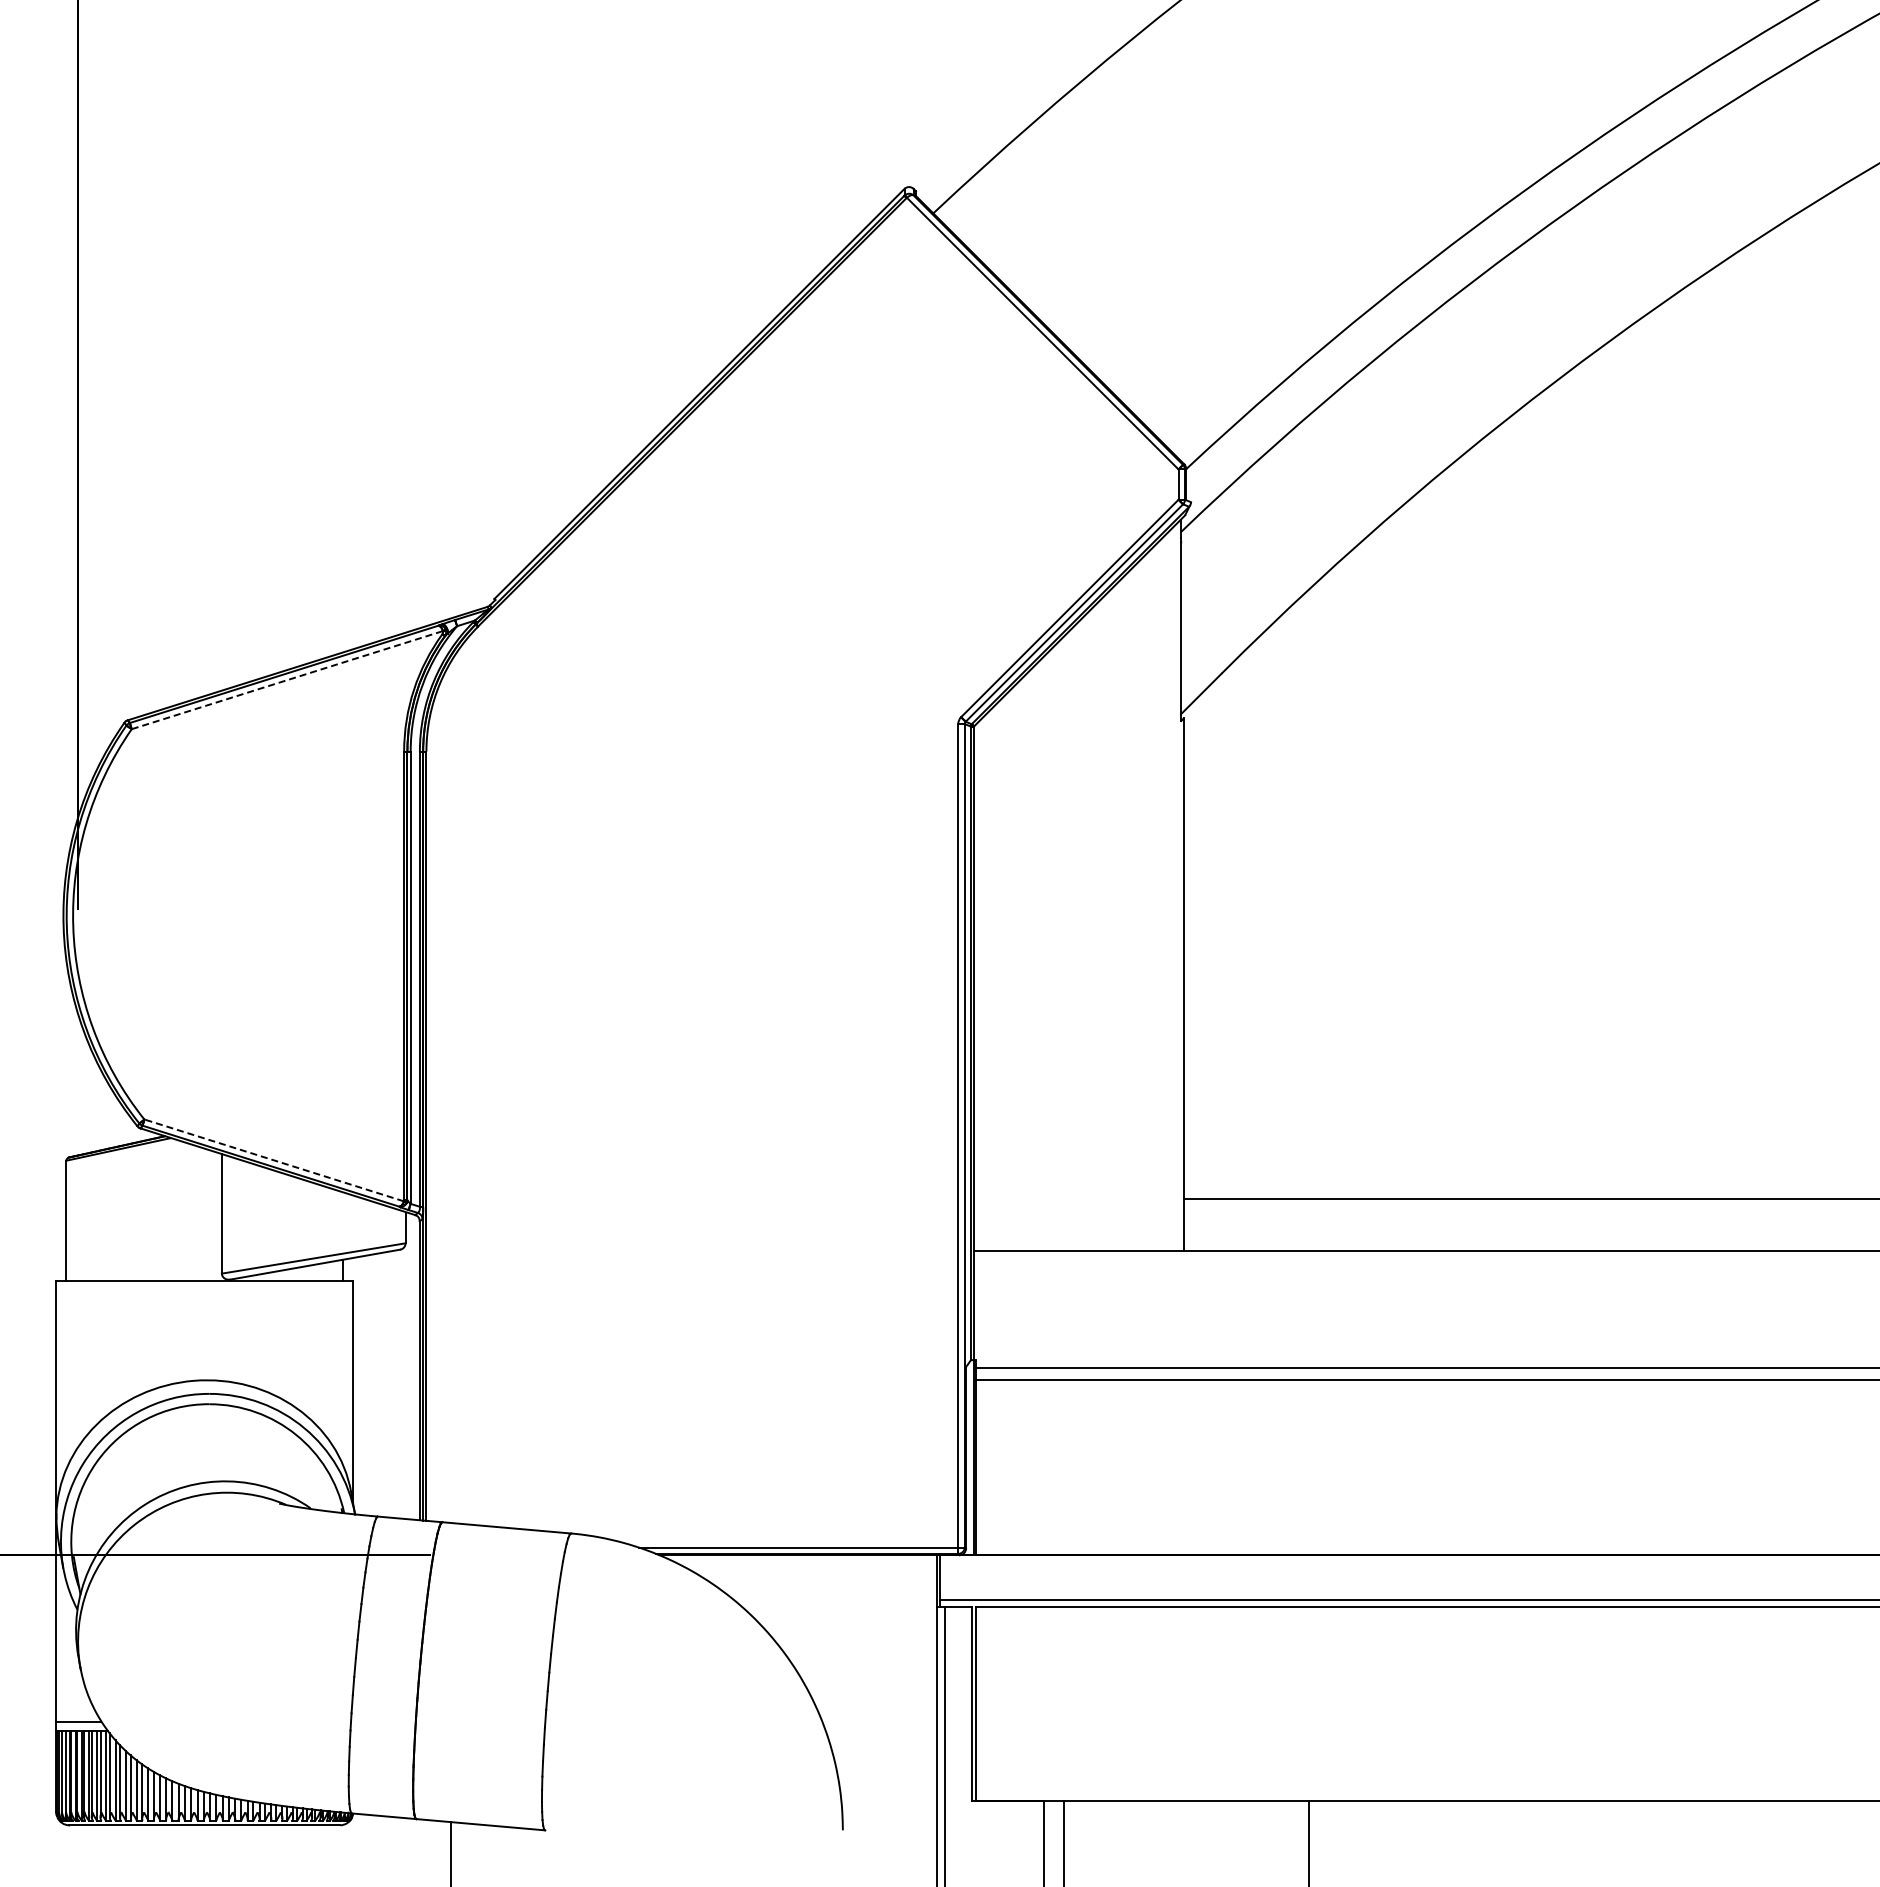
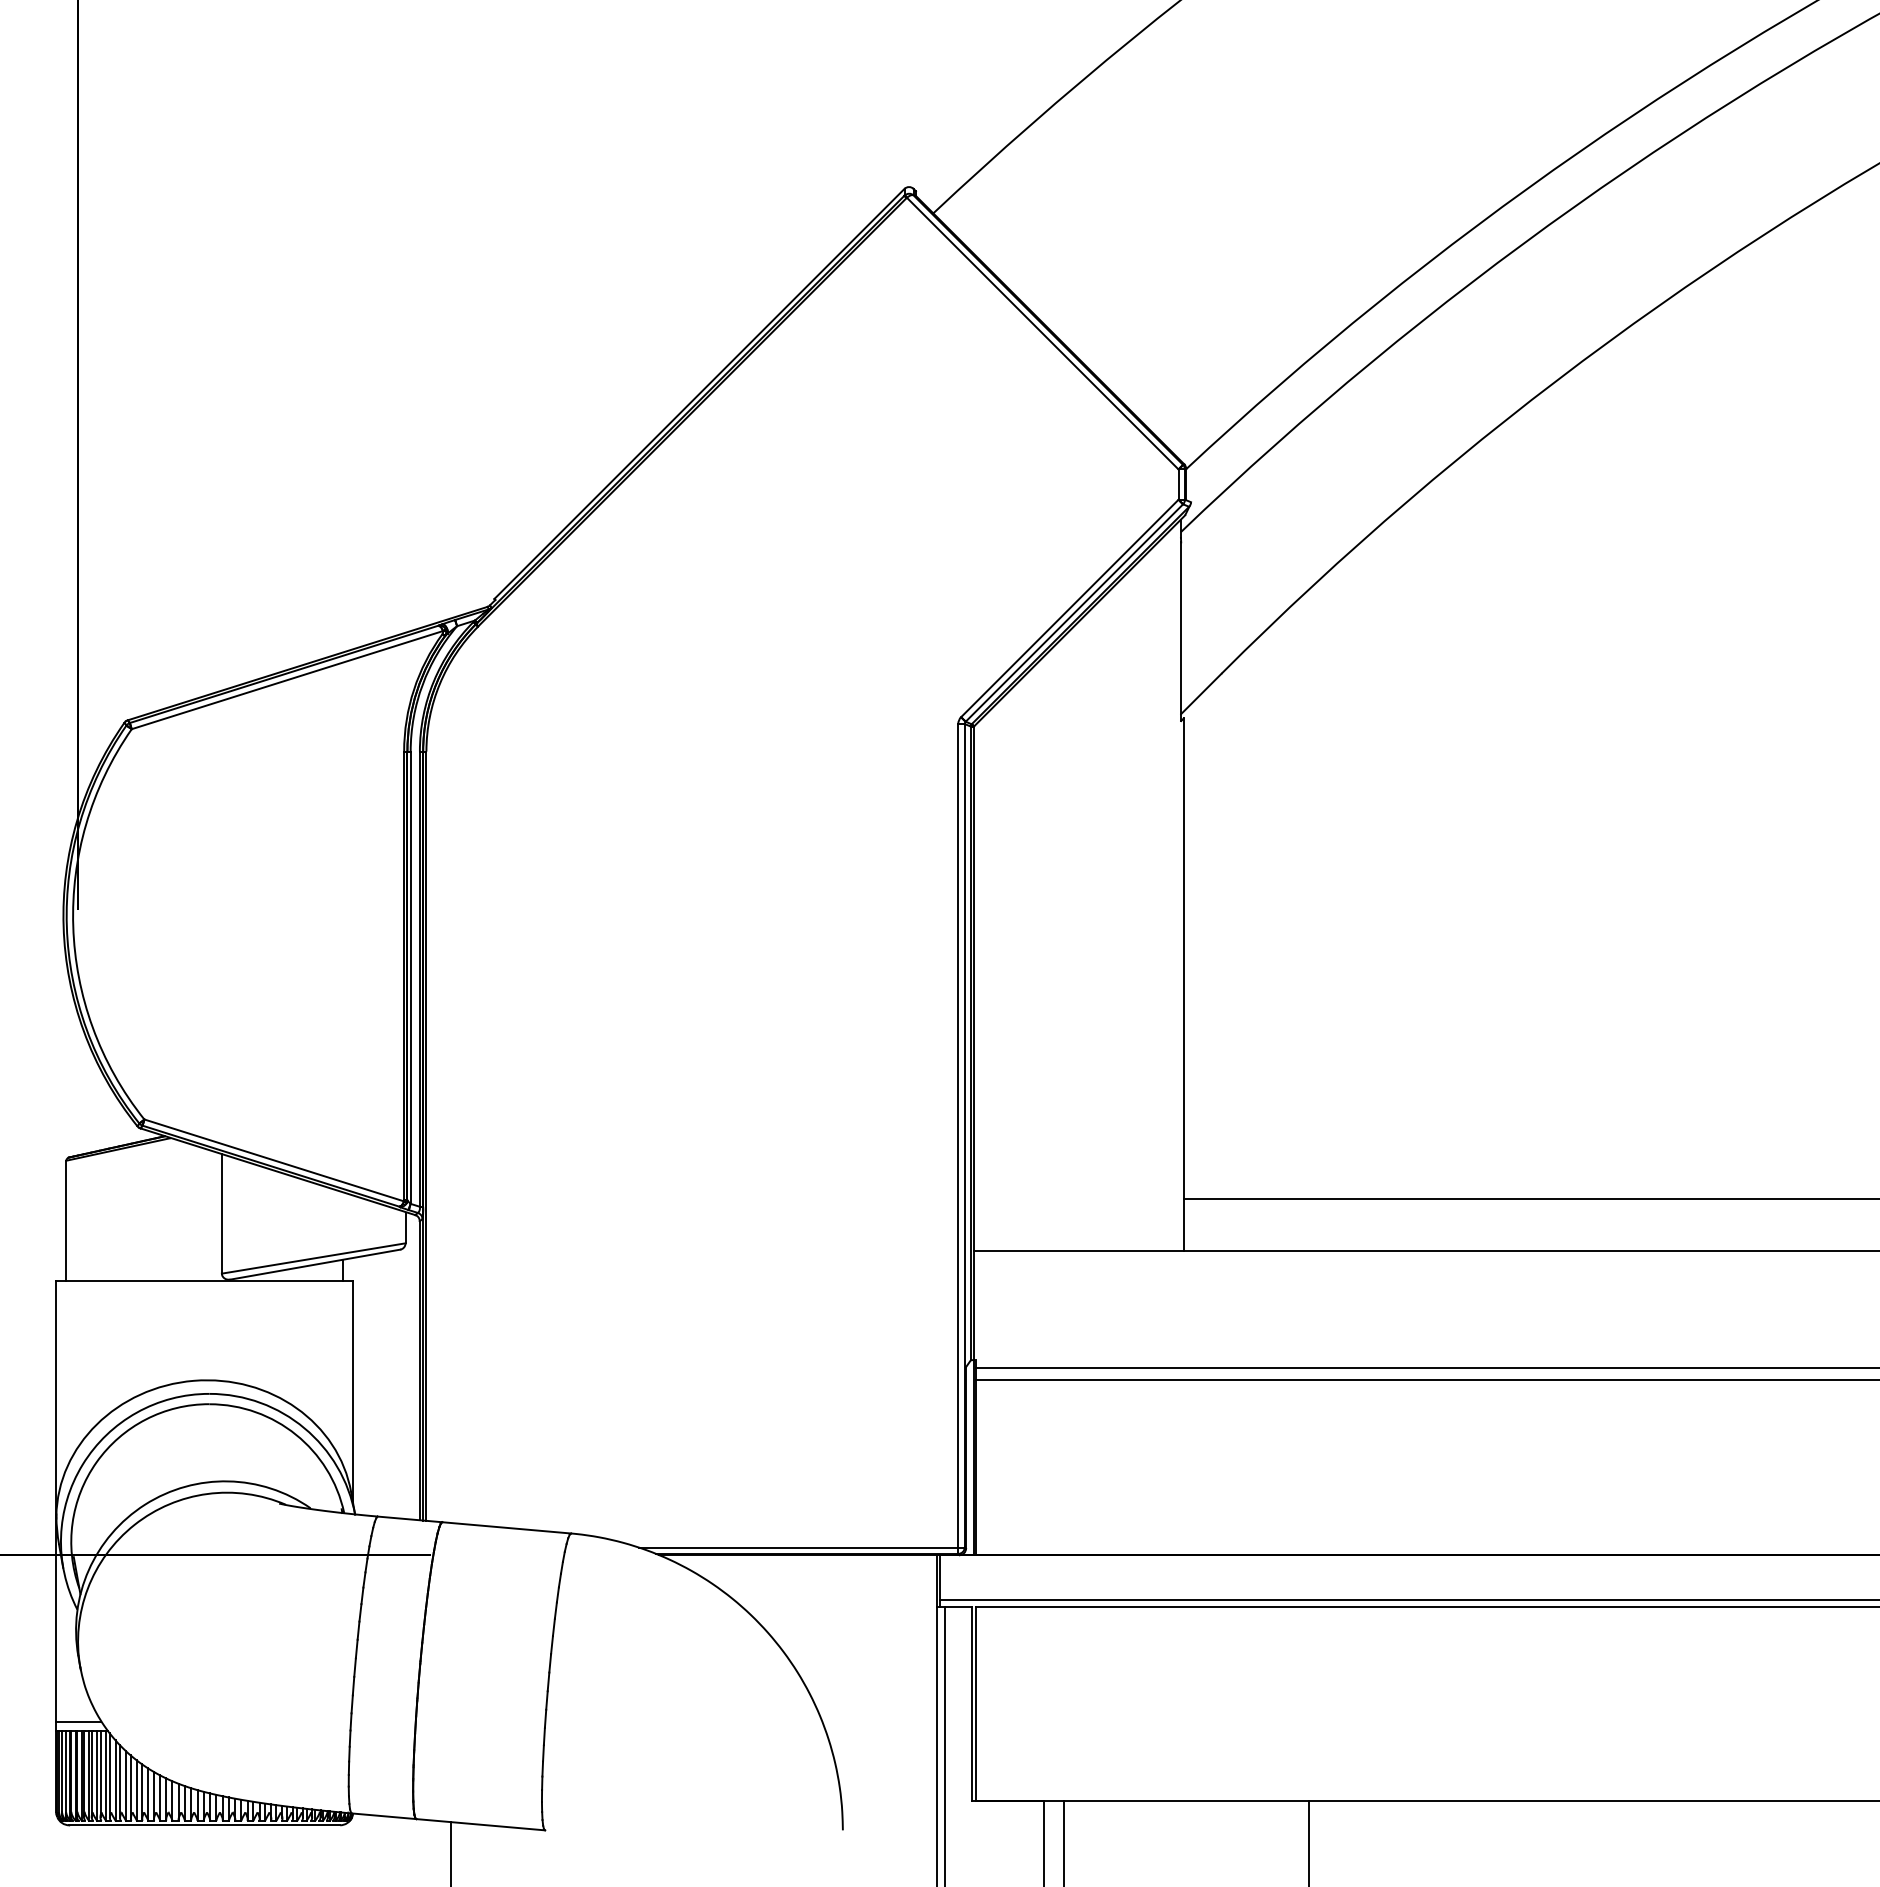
line: dashed -> solid (287, 679)
line: dashed -> solid (273, 1160)
